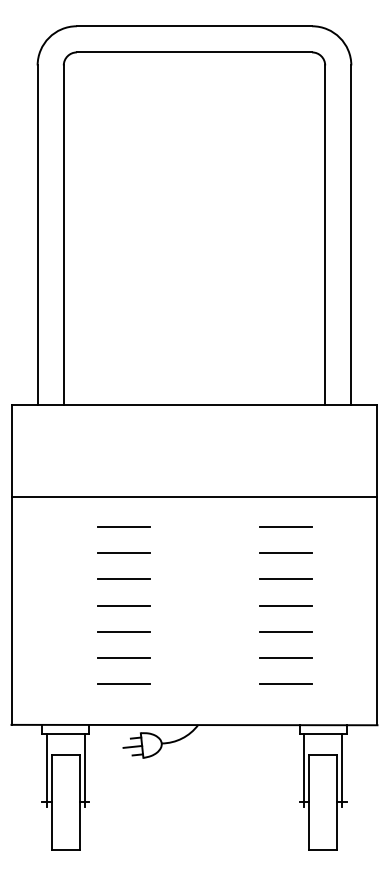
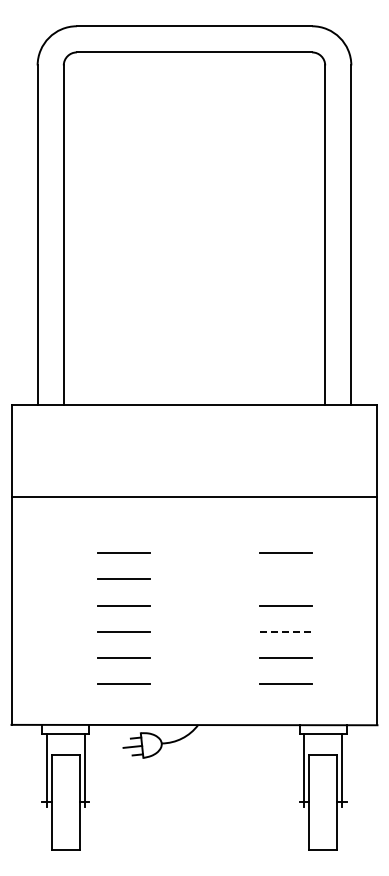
line: present -> none (124, 527)
line: present -> none (286, 527)
line: present -> none (285, 578)
line: solid -> dashed (286, 631)
